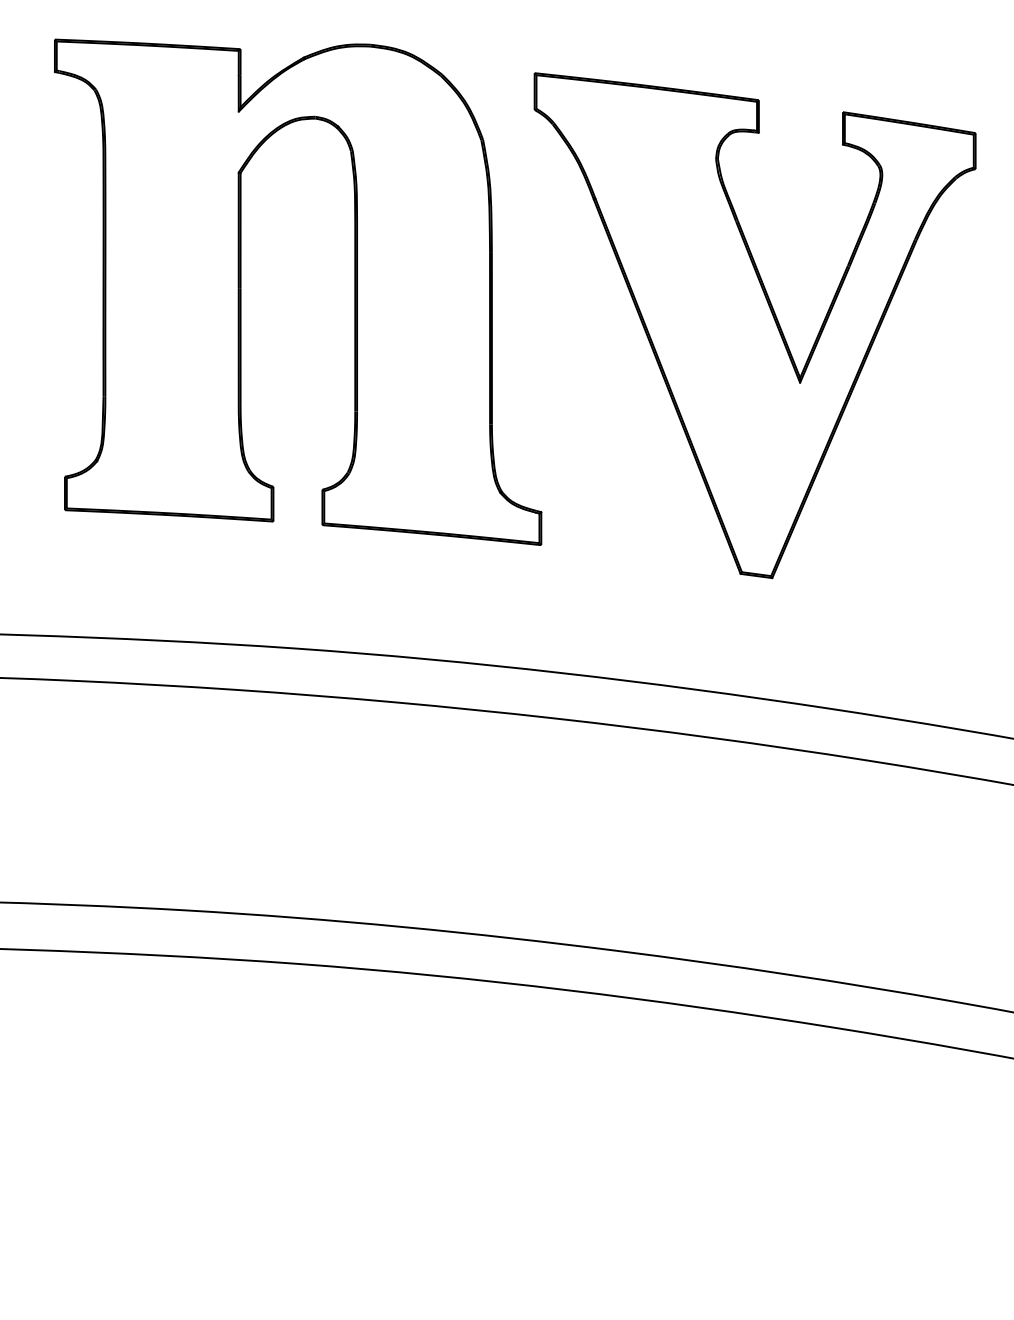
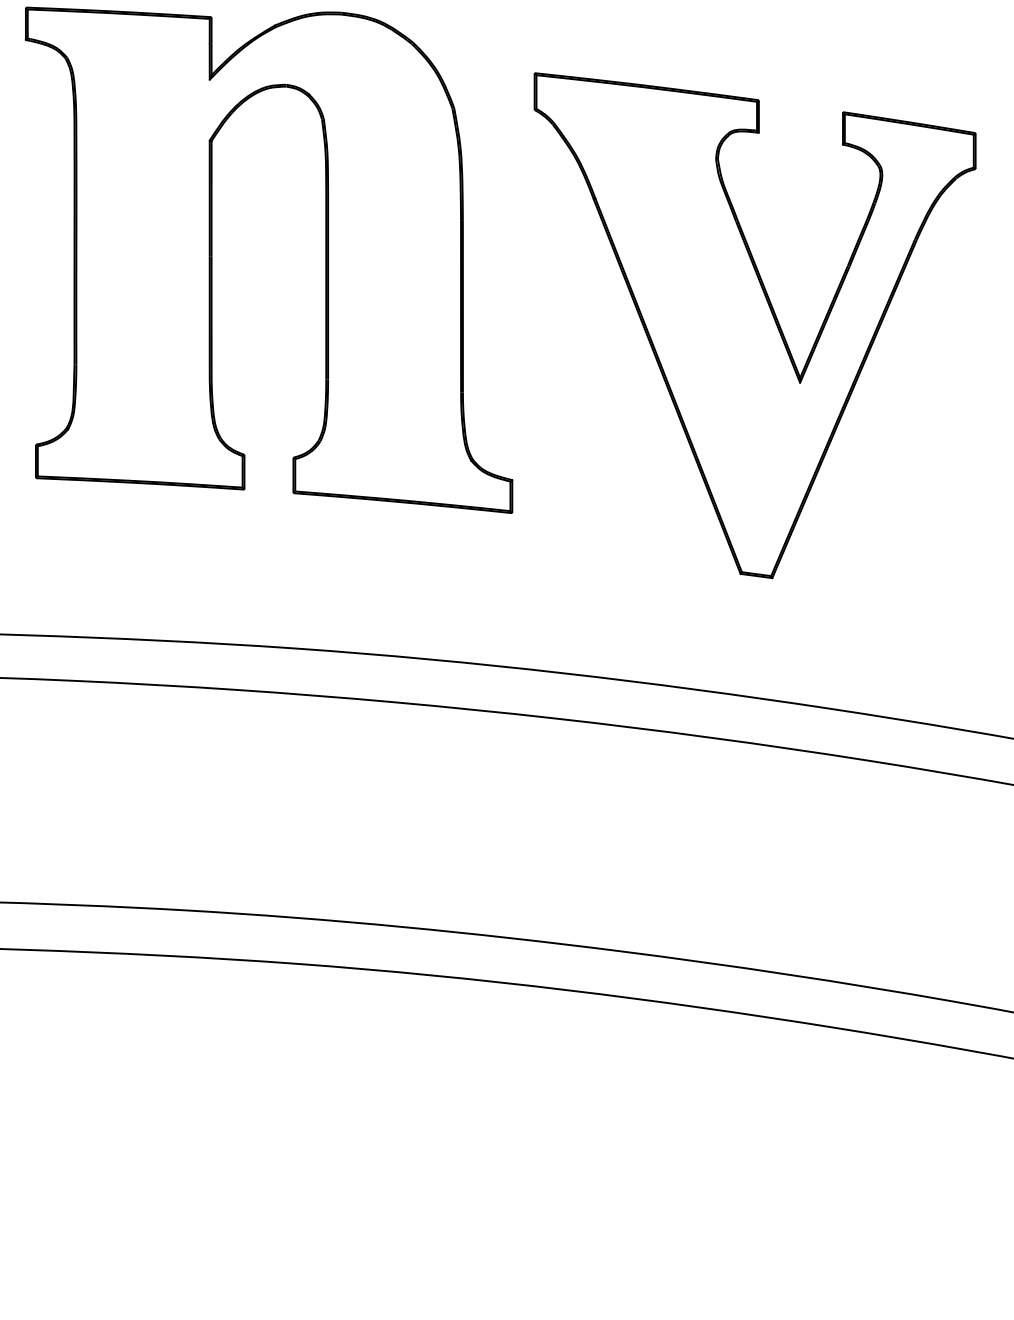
part position: (241, 291) -> (212, 259) (212, 259)
